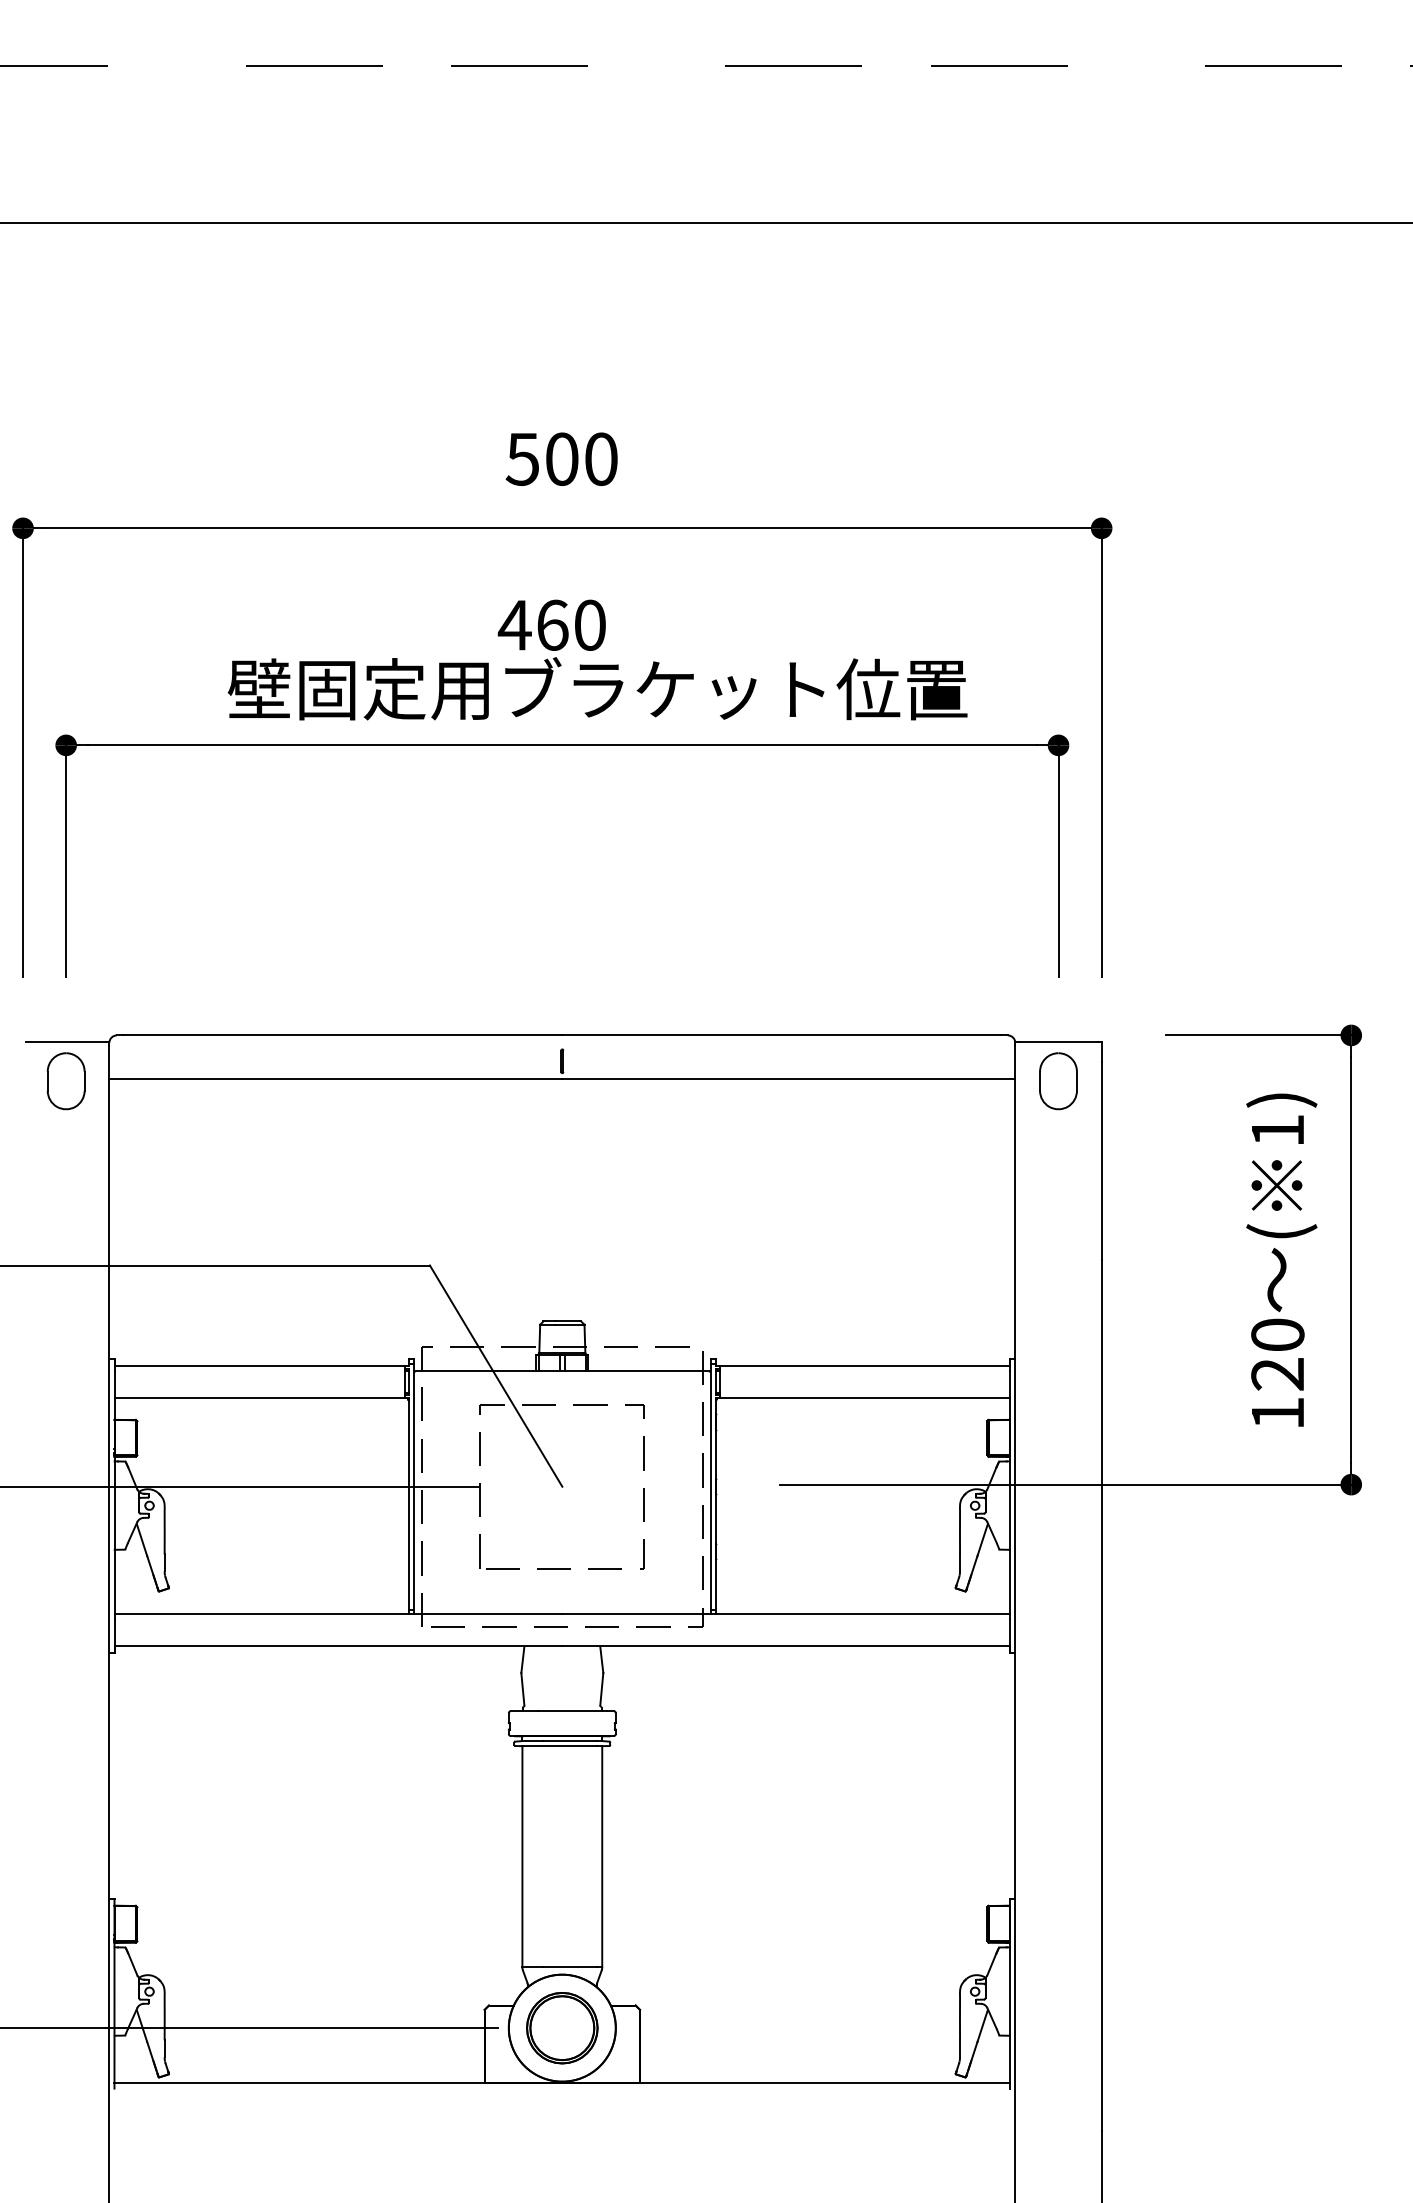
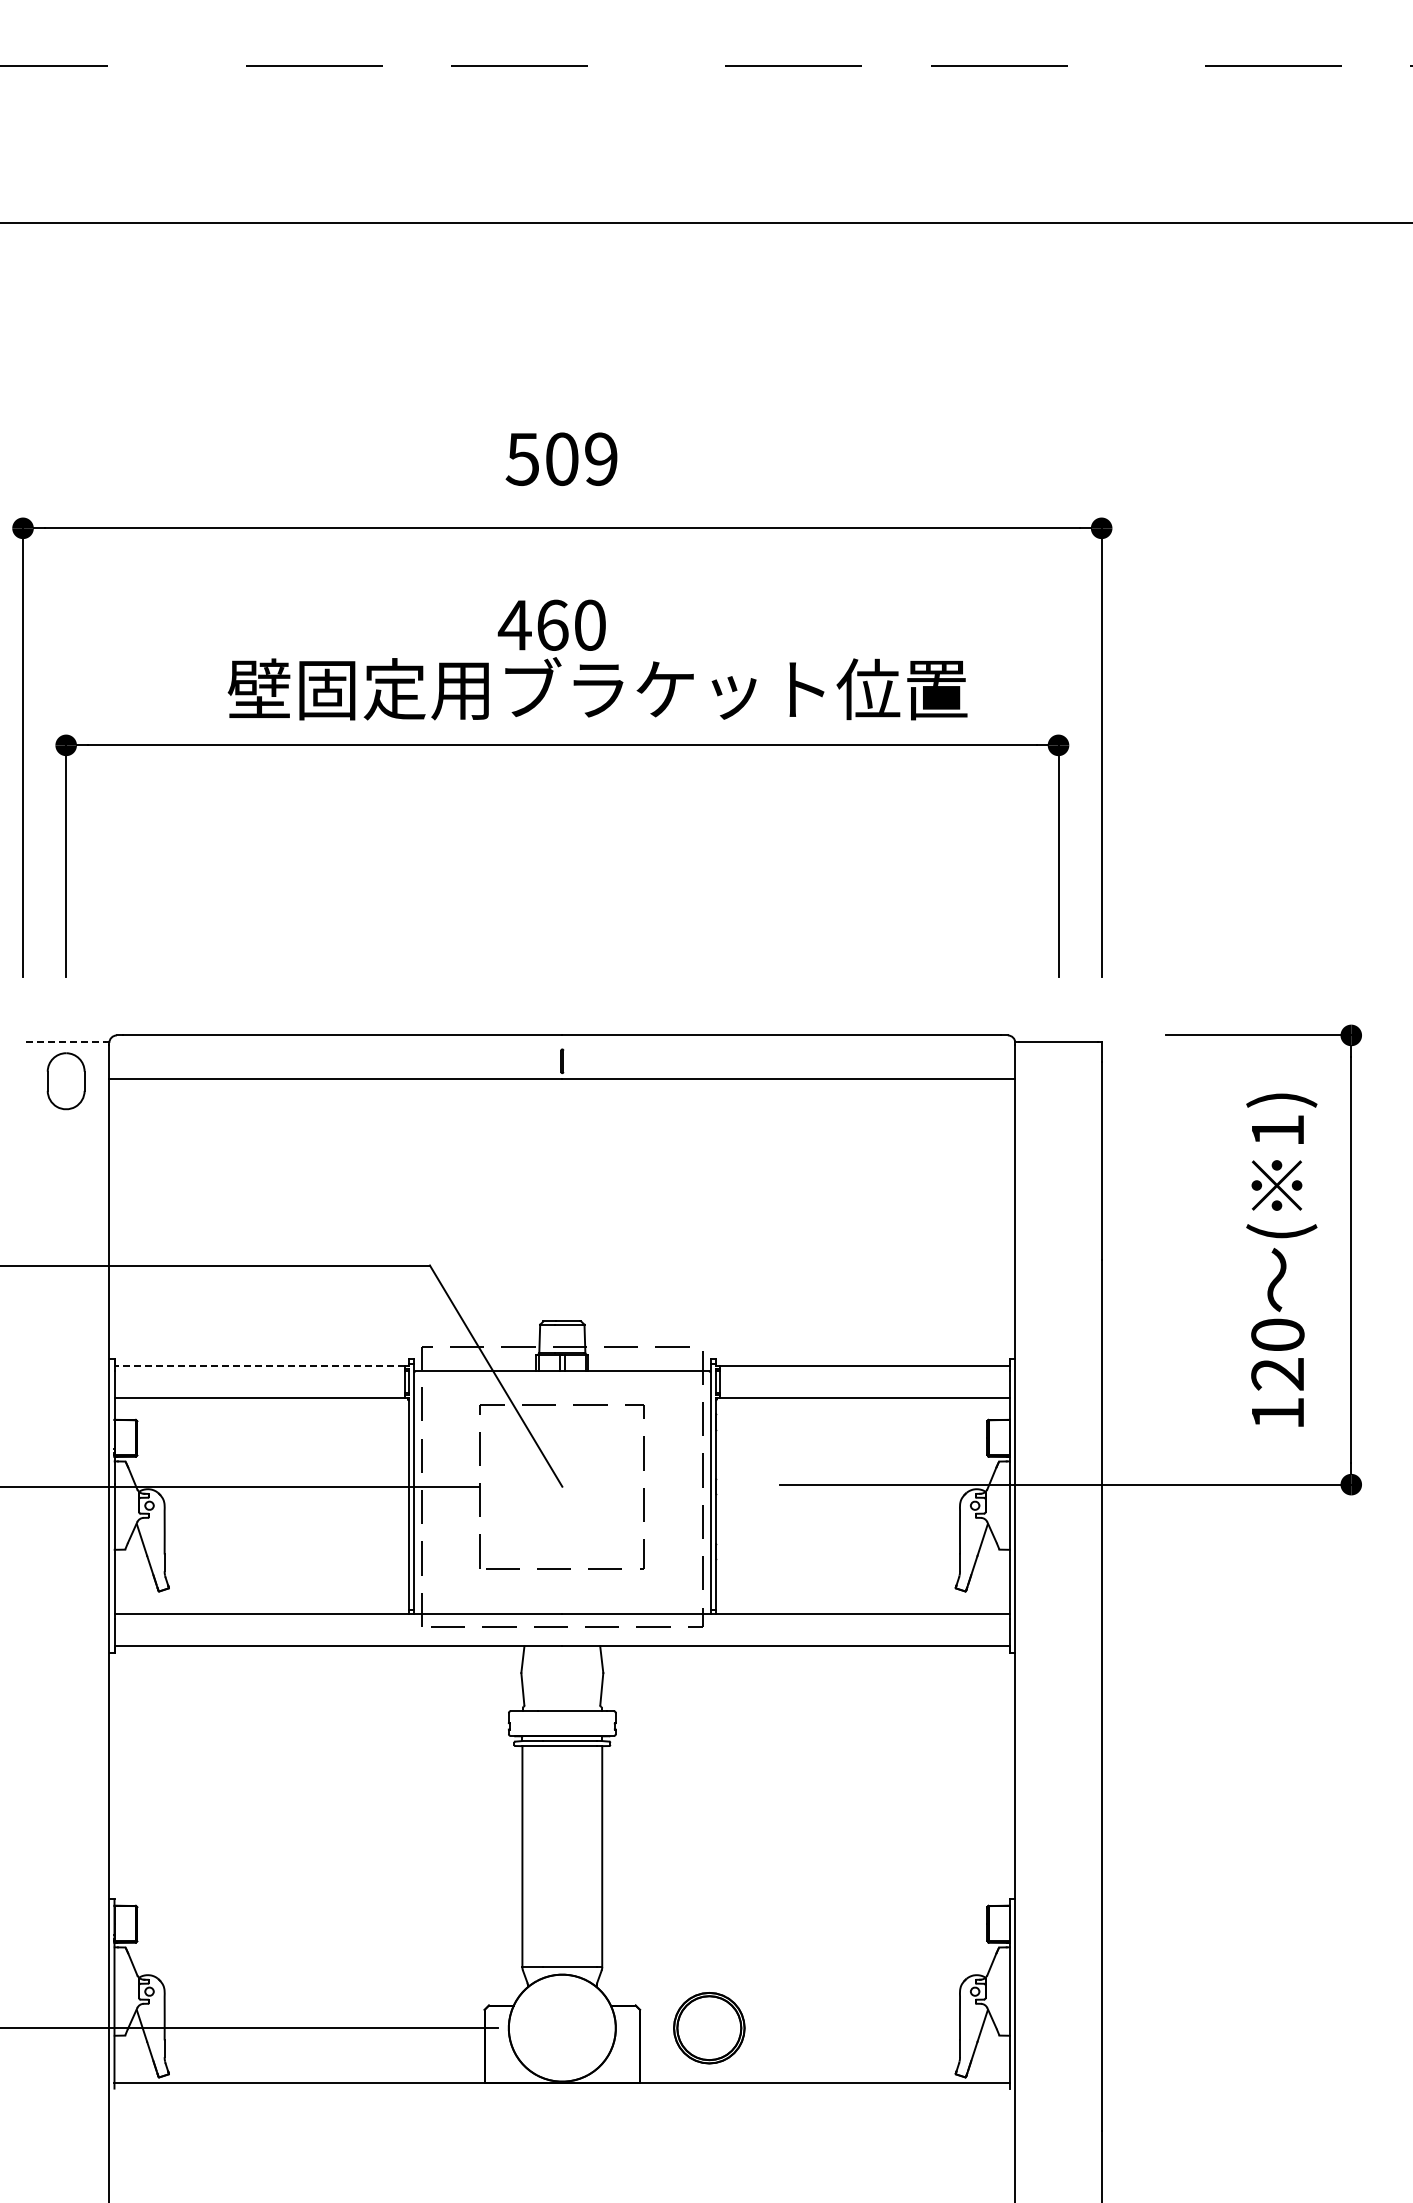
text: 500 -> 509 (601, 458)
line: solid -> dashed (66, 1041)
part: present -> none (1058, 1081)
line: solid -> dashed (259, 1365)
part position: (562, 2028) -> (709, 2028) (709, 2028)
